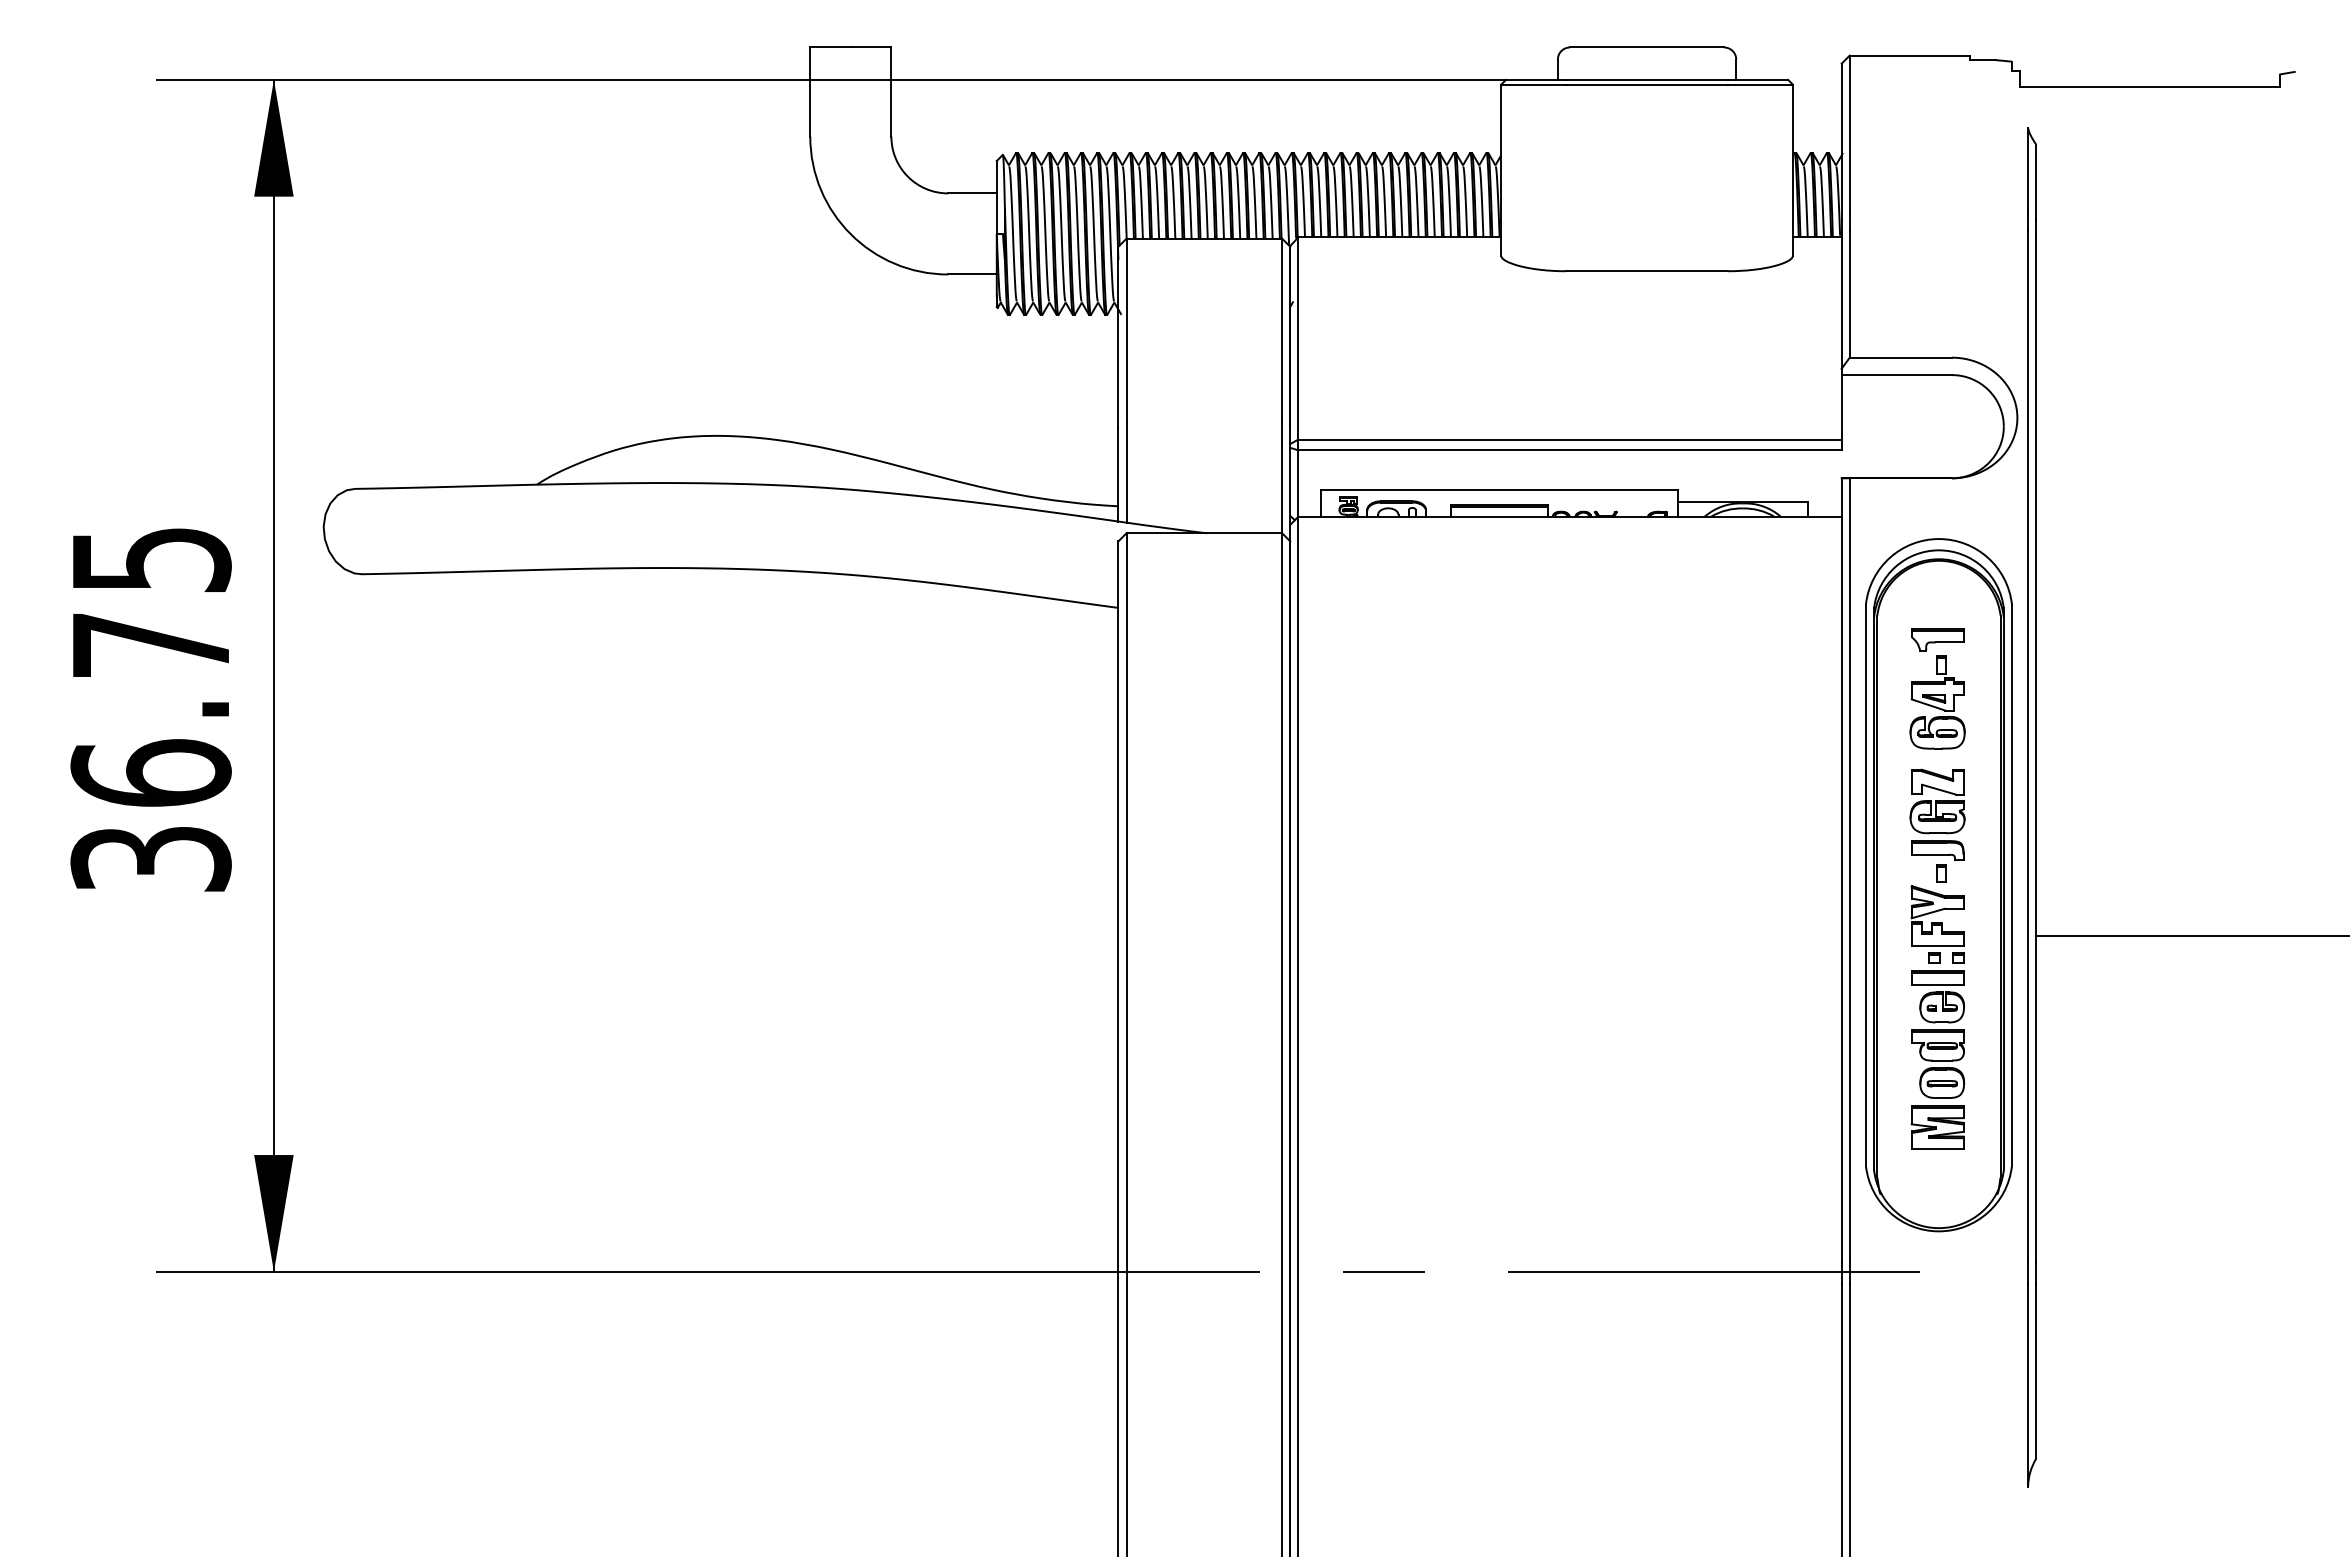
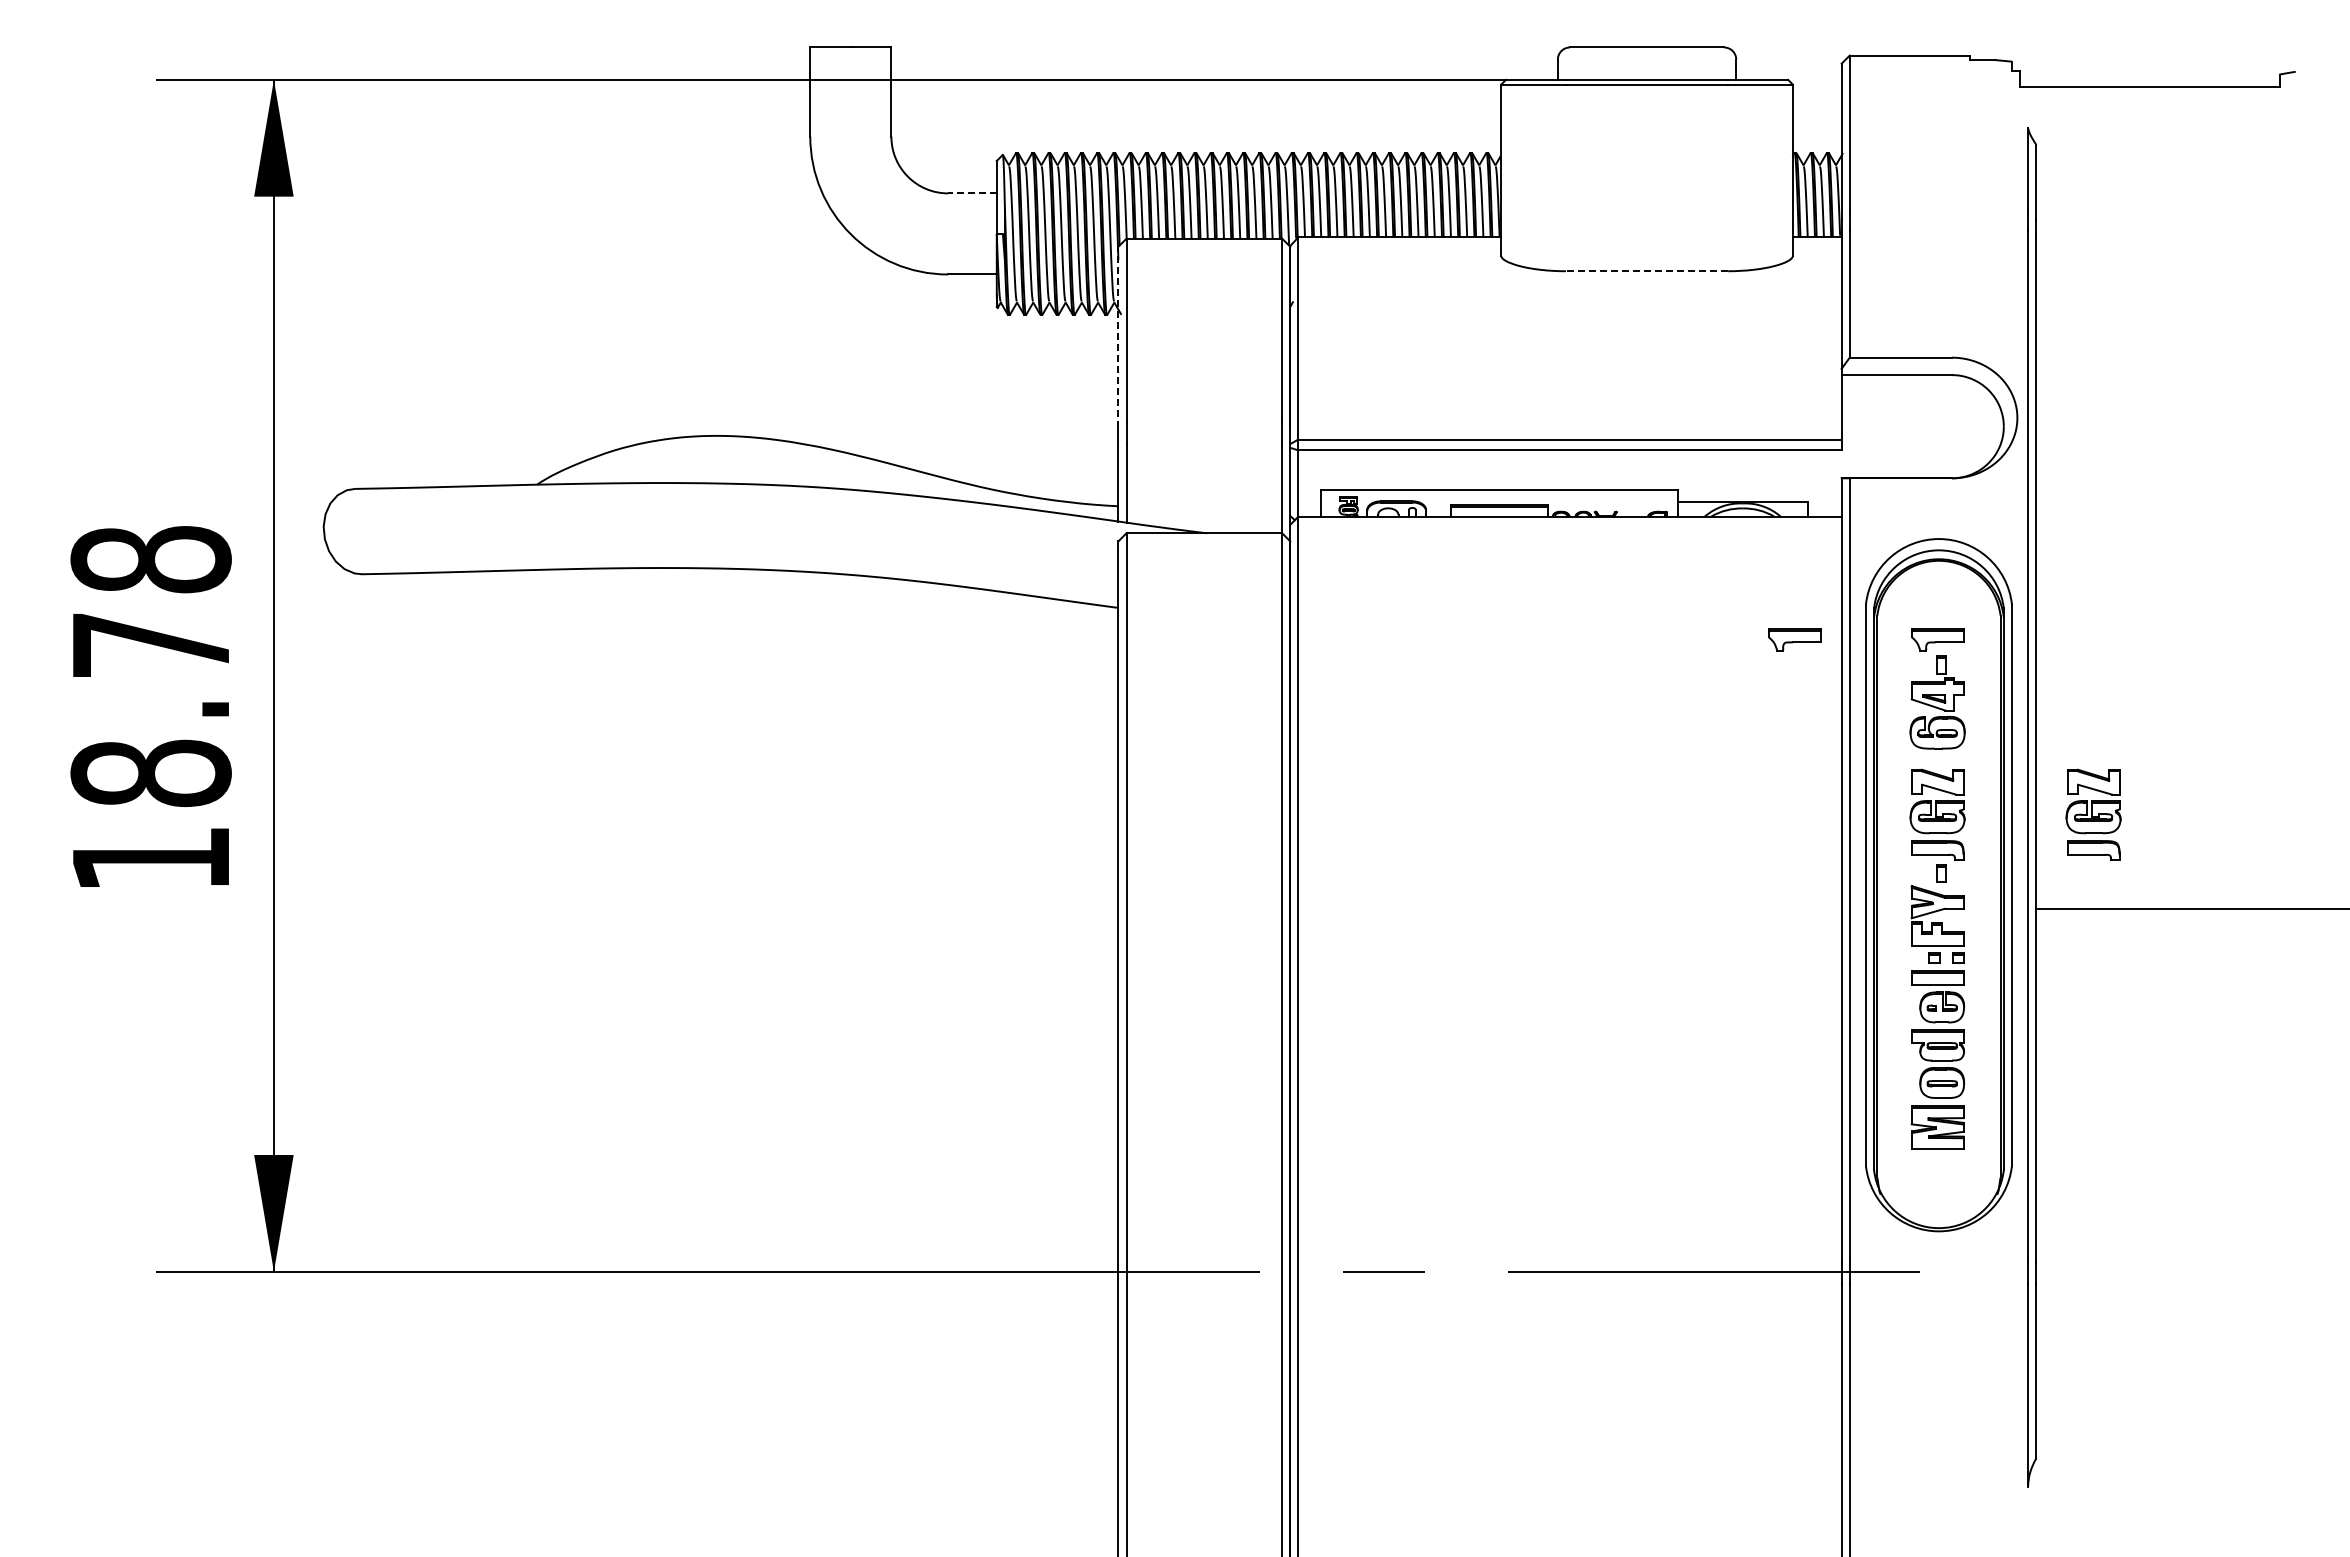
line: solid -> dashed (971, 193)
line: solid -> dashed (1646, 271)
line: solid -> dashed (1118, 337)
part: none -> present (1794, 639)
text: 36.75 -> 18.78 (150, 708)
part: none -> present (2093, 814)
line position: (2191, 935) -> (2191, 908) (2191, 908)
